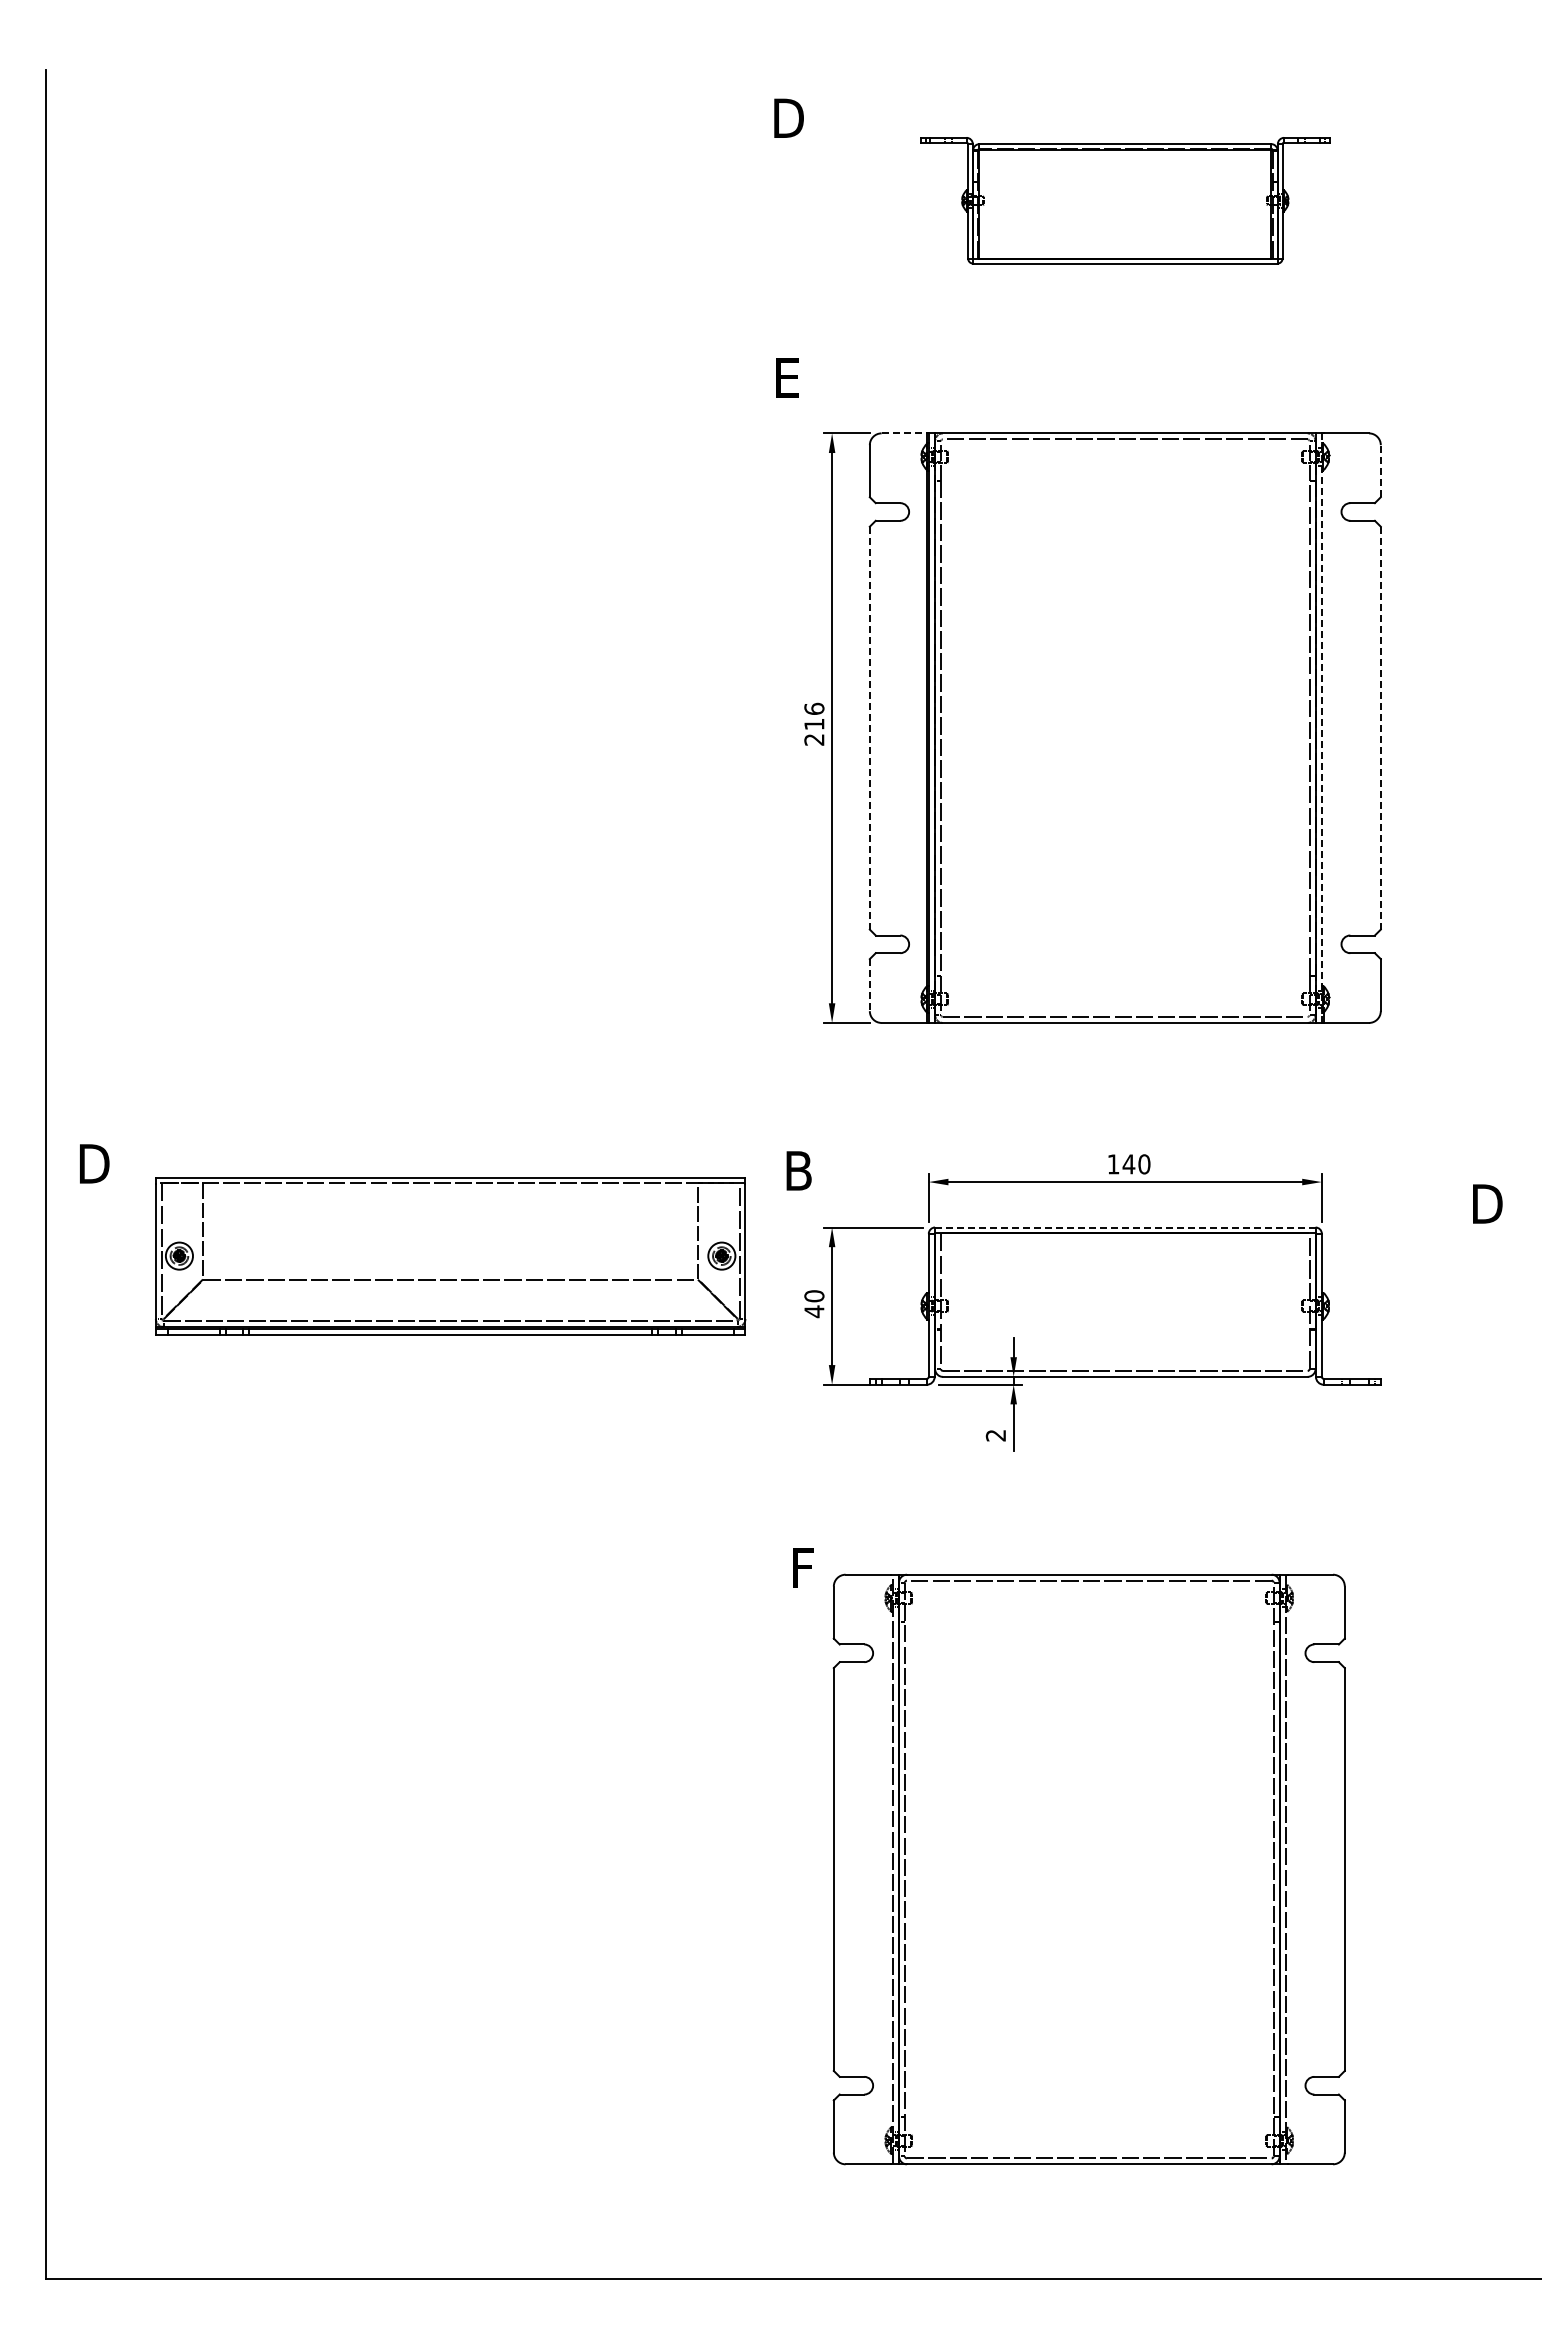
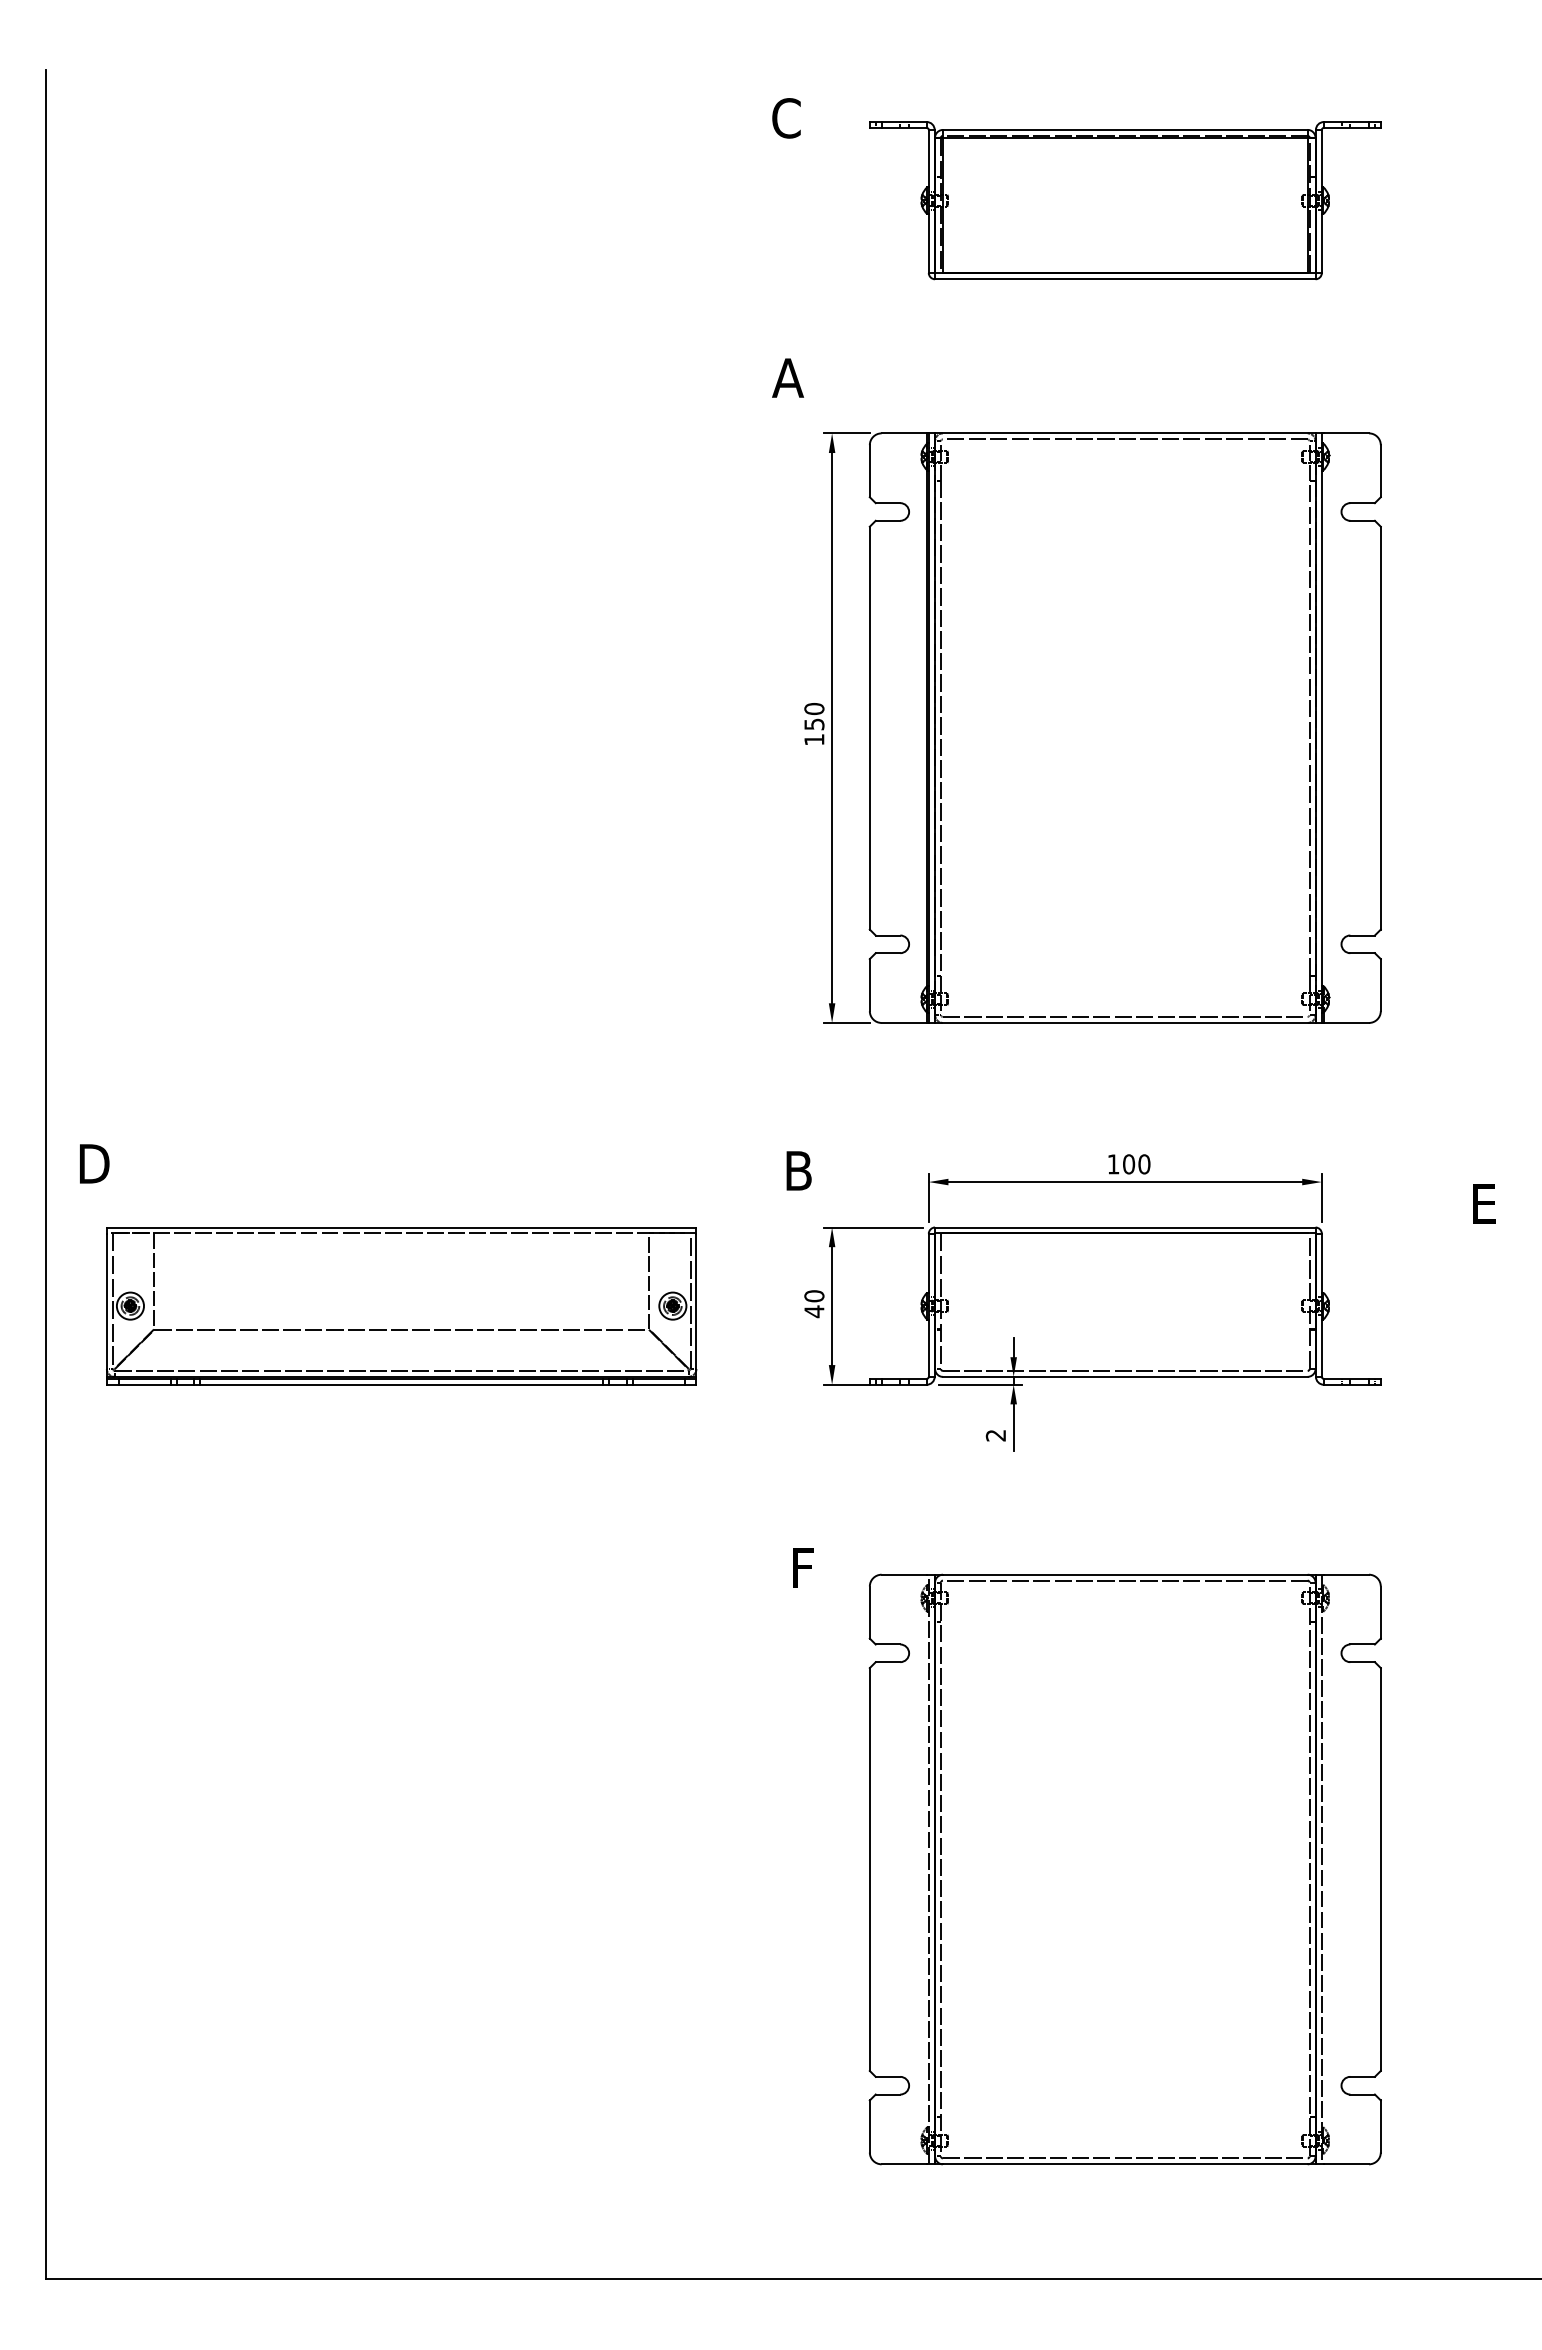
text: D -> C (787, 118)
part size: 411x128 px -> 513x160 px (1125, 200)
text: E -> A (788, 377)
line: dashed -> solid (904, 433)
line: dashed -> solid (1380, 470)
text: 216 -> 150 (814, 723)
line: dashed -> solid (1380, 727)
line: dashed -> solid (869, 728)
line: dashed -> solid (1321, 728)
line: dashed -> solid (869, 985)
text: 140 -> 100 (1128, 1164)
text: D -> E (1487, 1203)
line: dashed -> solid (1124, 1227)
part position: (450, 1256) -> (401, 1306) (401, 1306)
part position: (1088, 1869) -> (1124, 1869) (1124, 1869)
